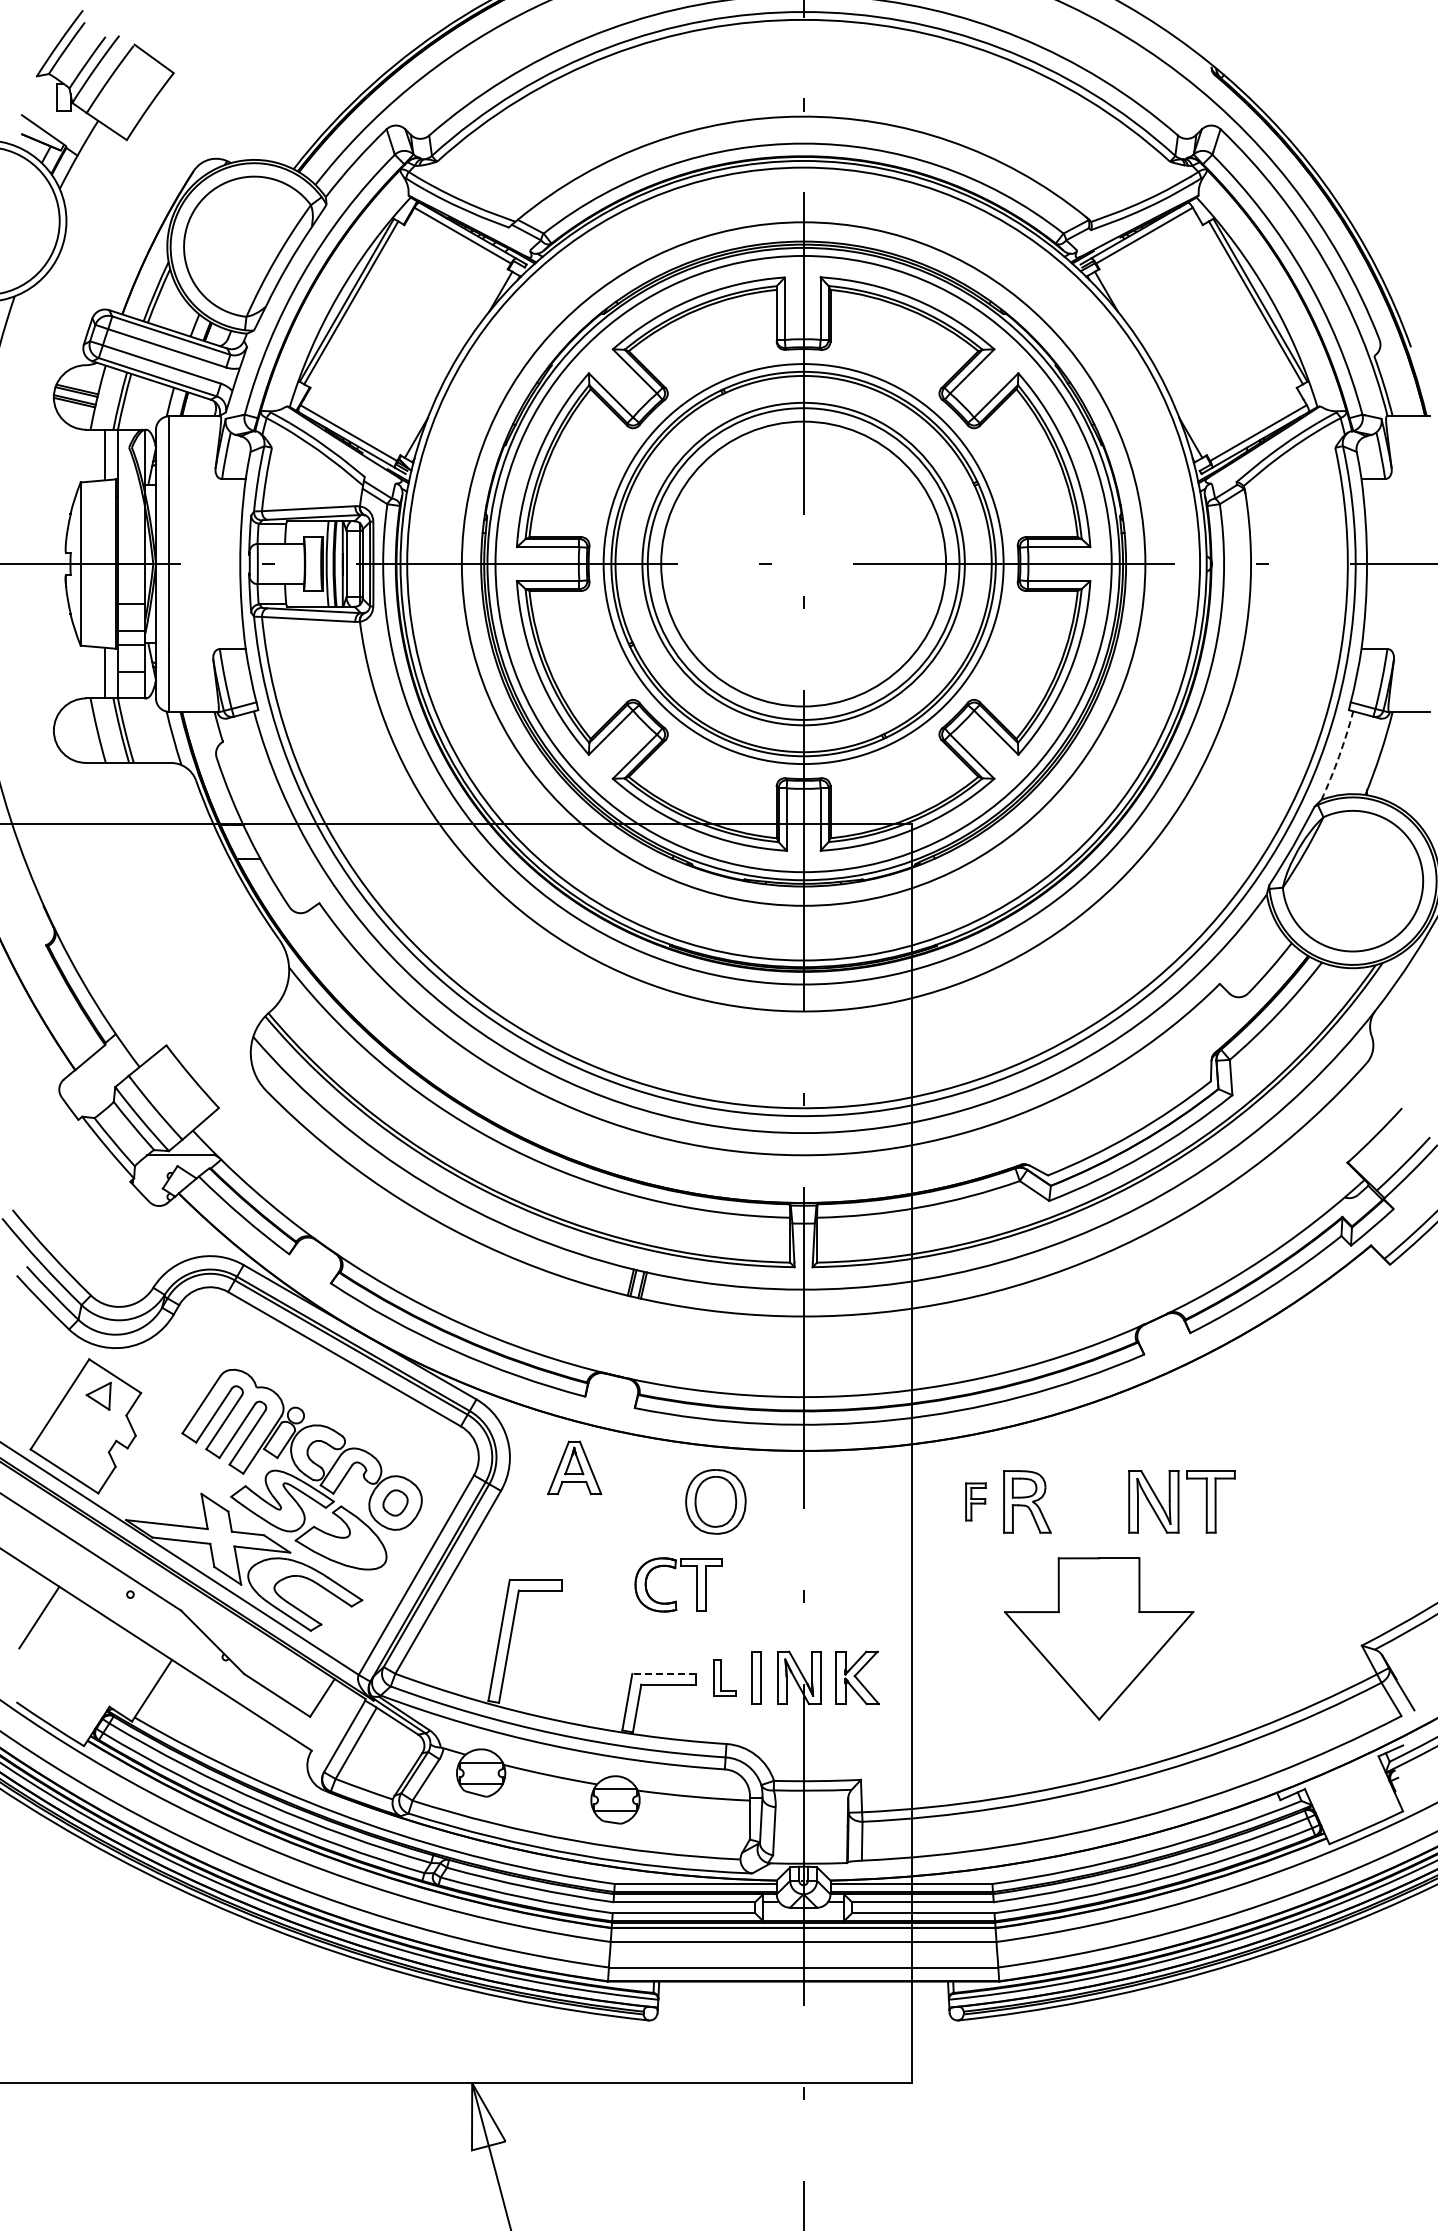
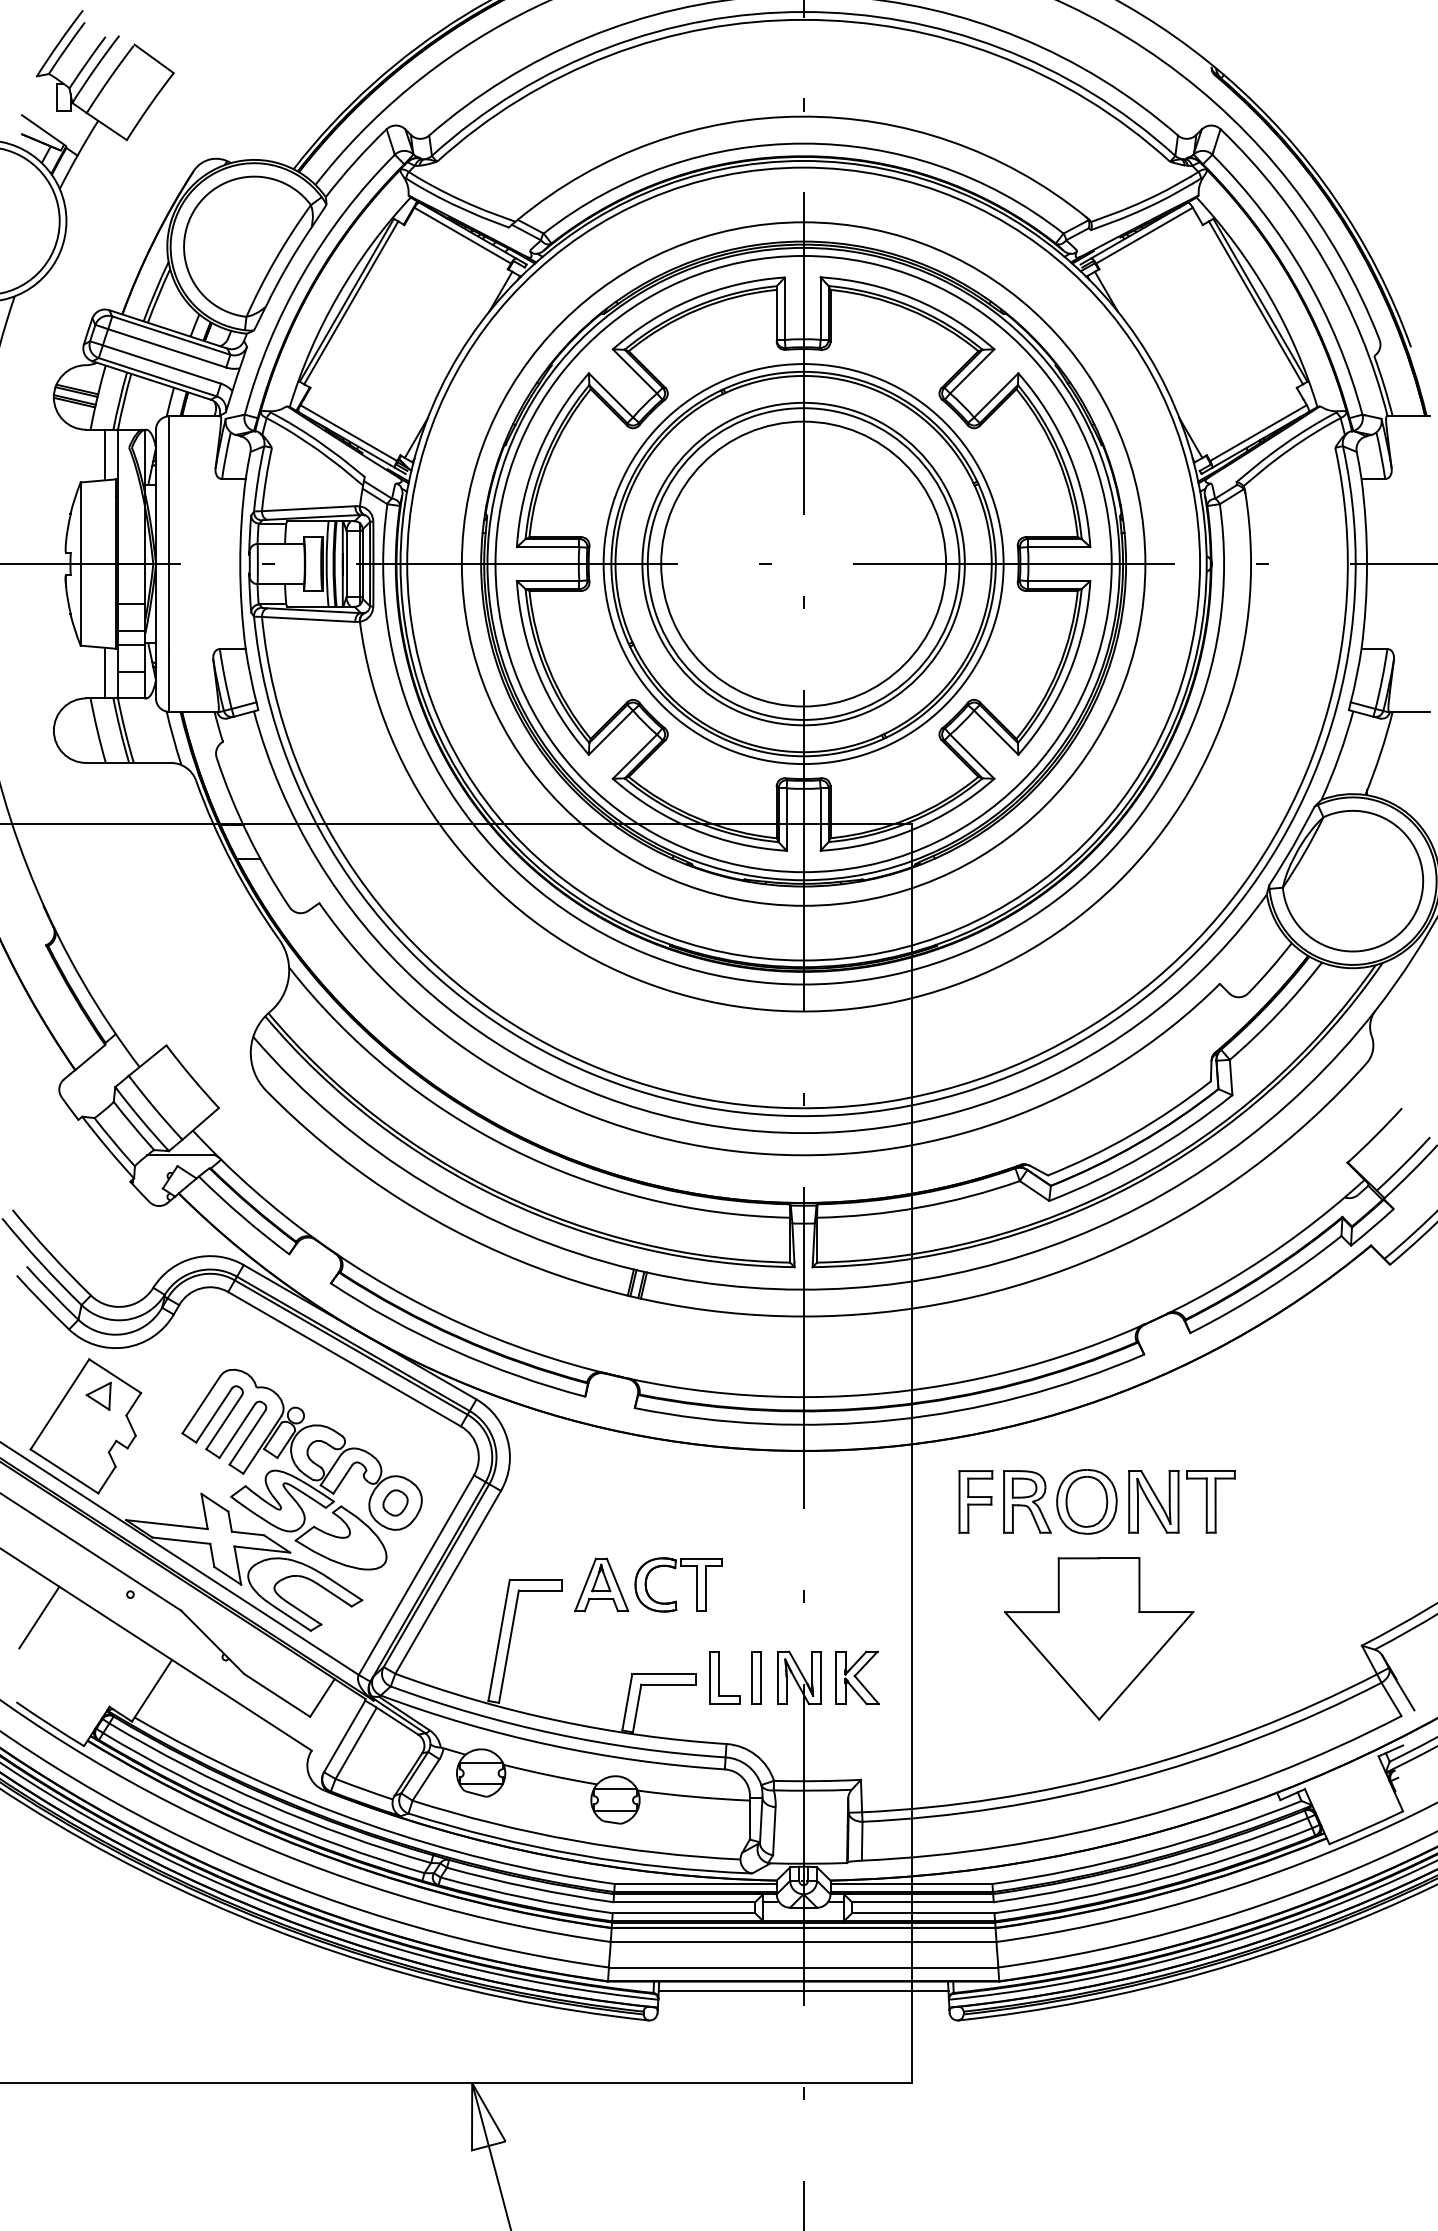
arc: dashed -> solid (1339, 756)
part position: (574, 1467) -> (601, 1584) (601, 1584)
part position: (715, 1501) -> (1086, 1501) (1086, 1501)
part size: 22x40 px -> 36x64 px (975, 1501)
line: dashed -> solid (664, 1673)
part size: 24x38 px -> 32x54 px (724, 1677)
line: none -> present (803, 1991)
